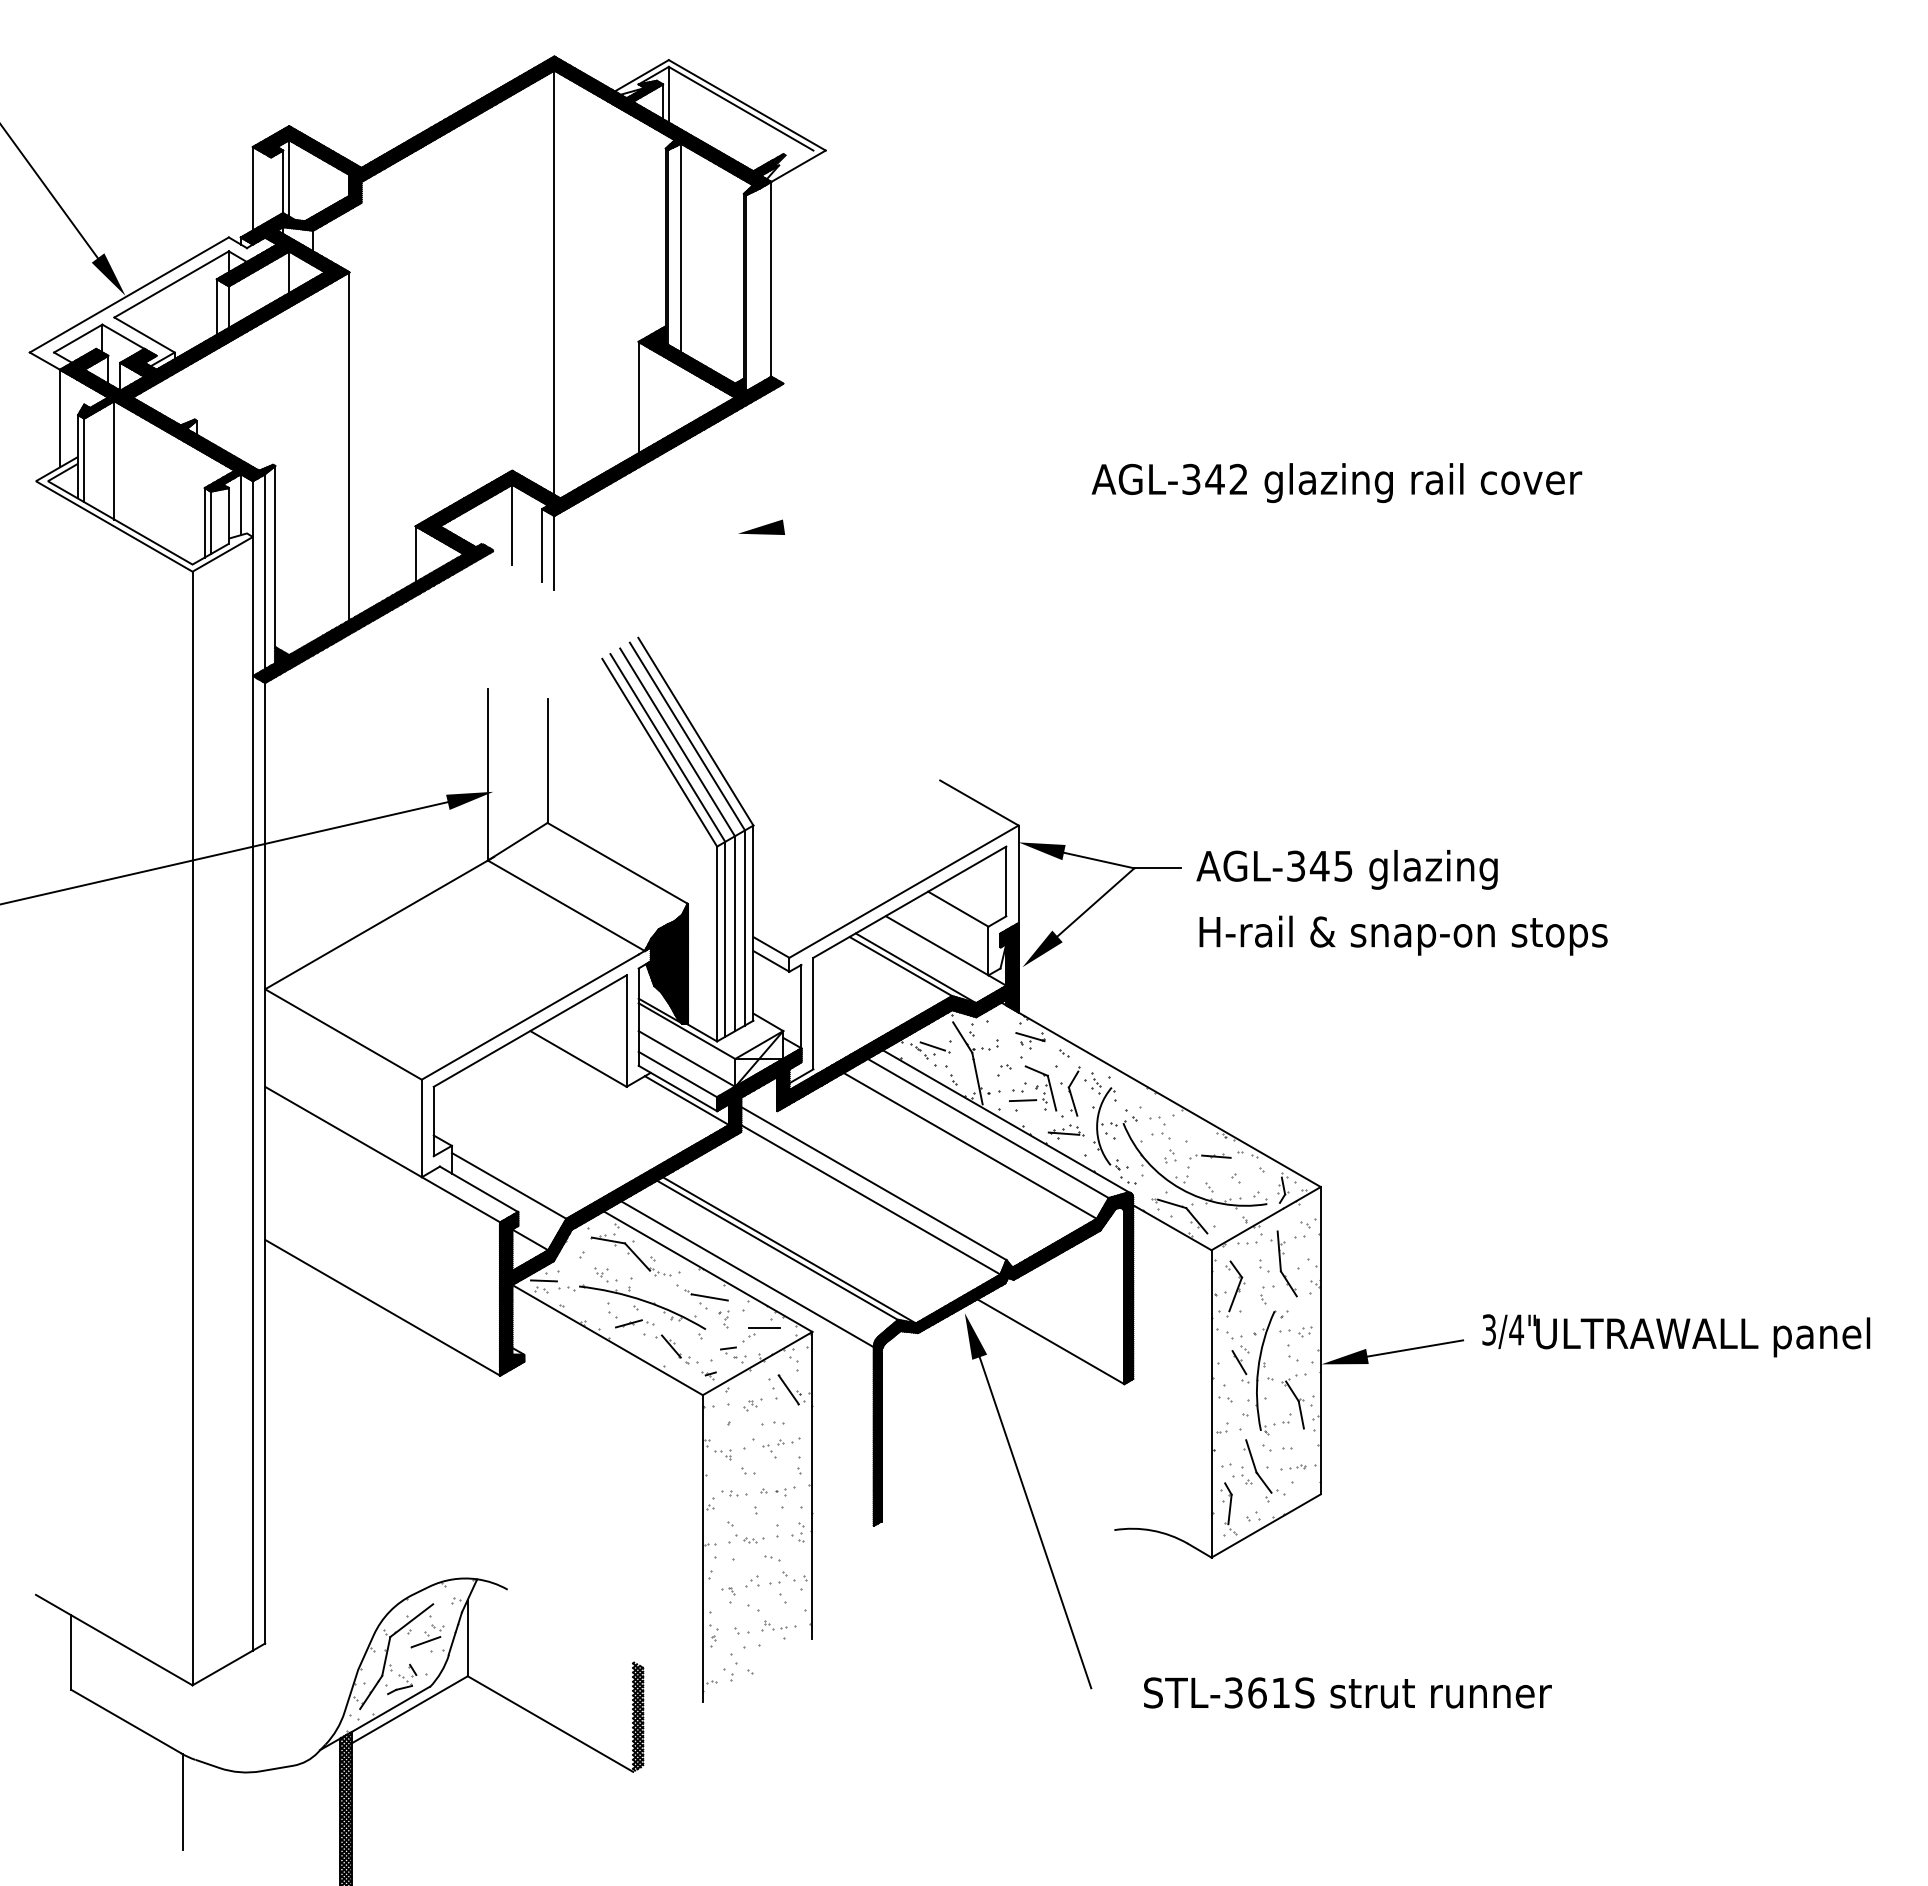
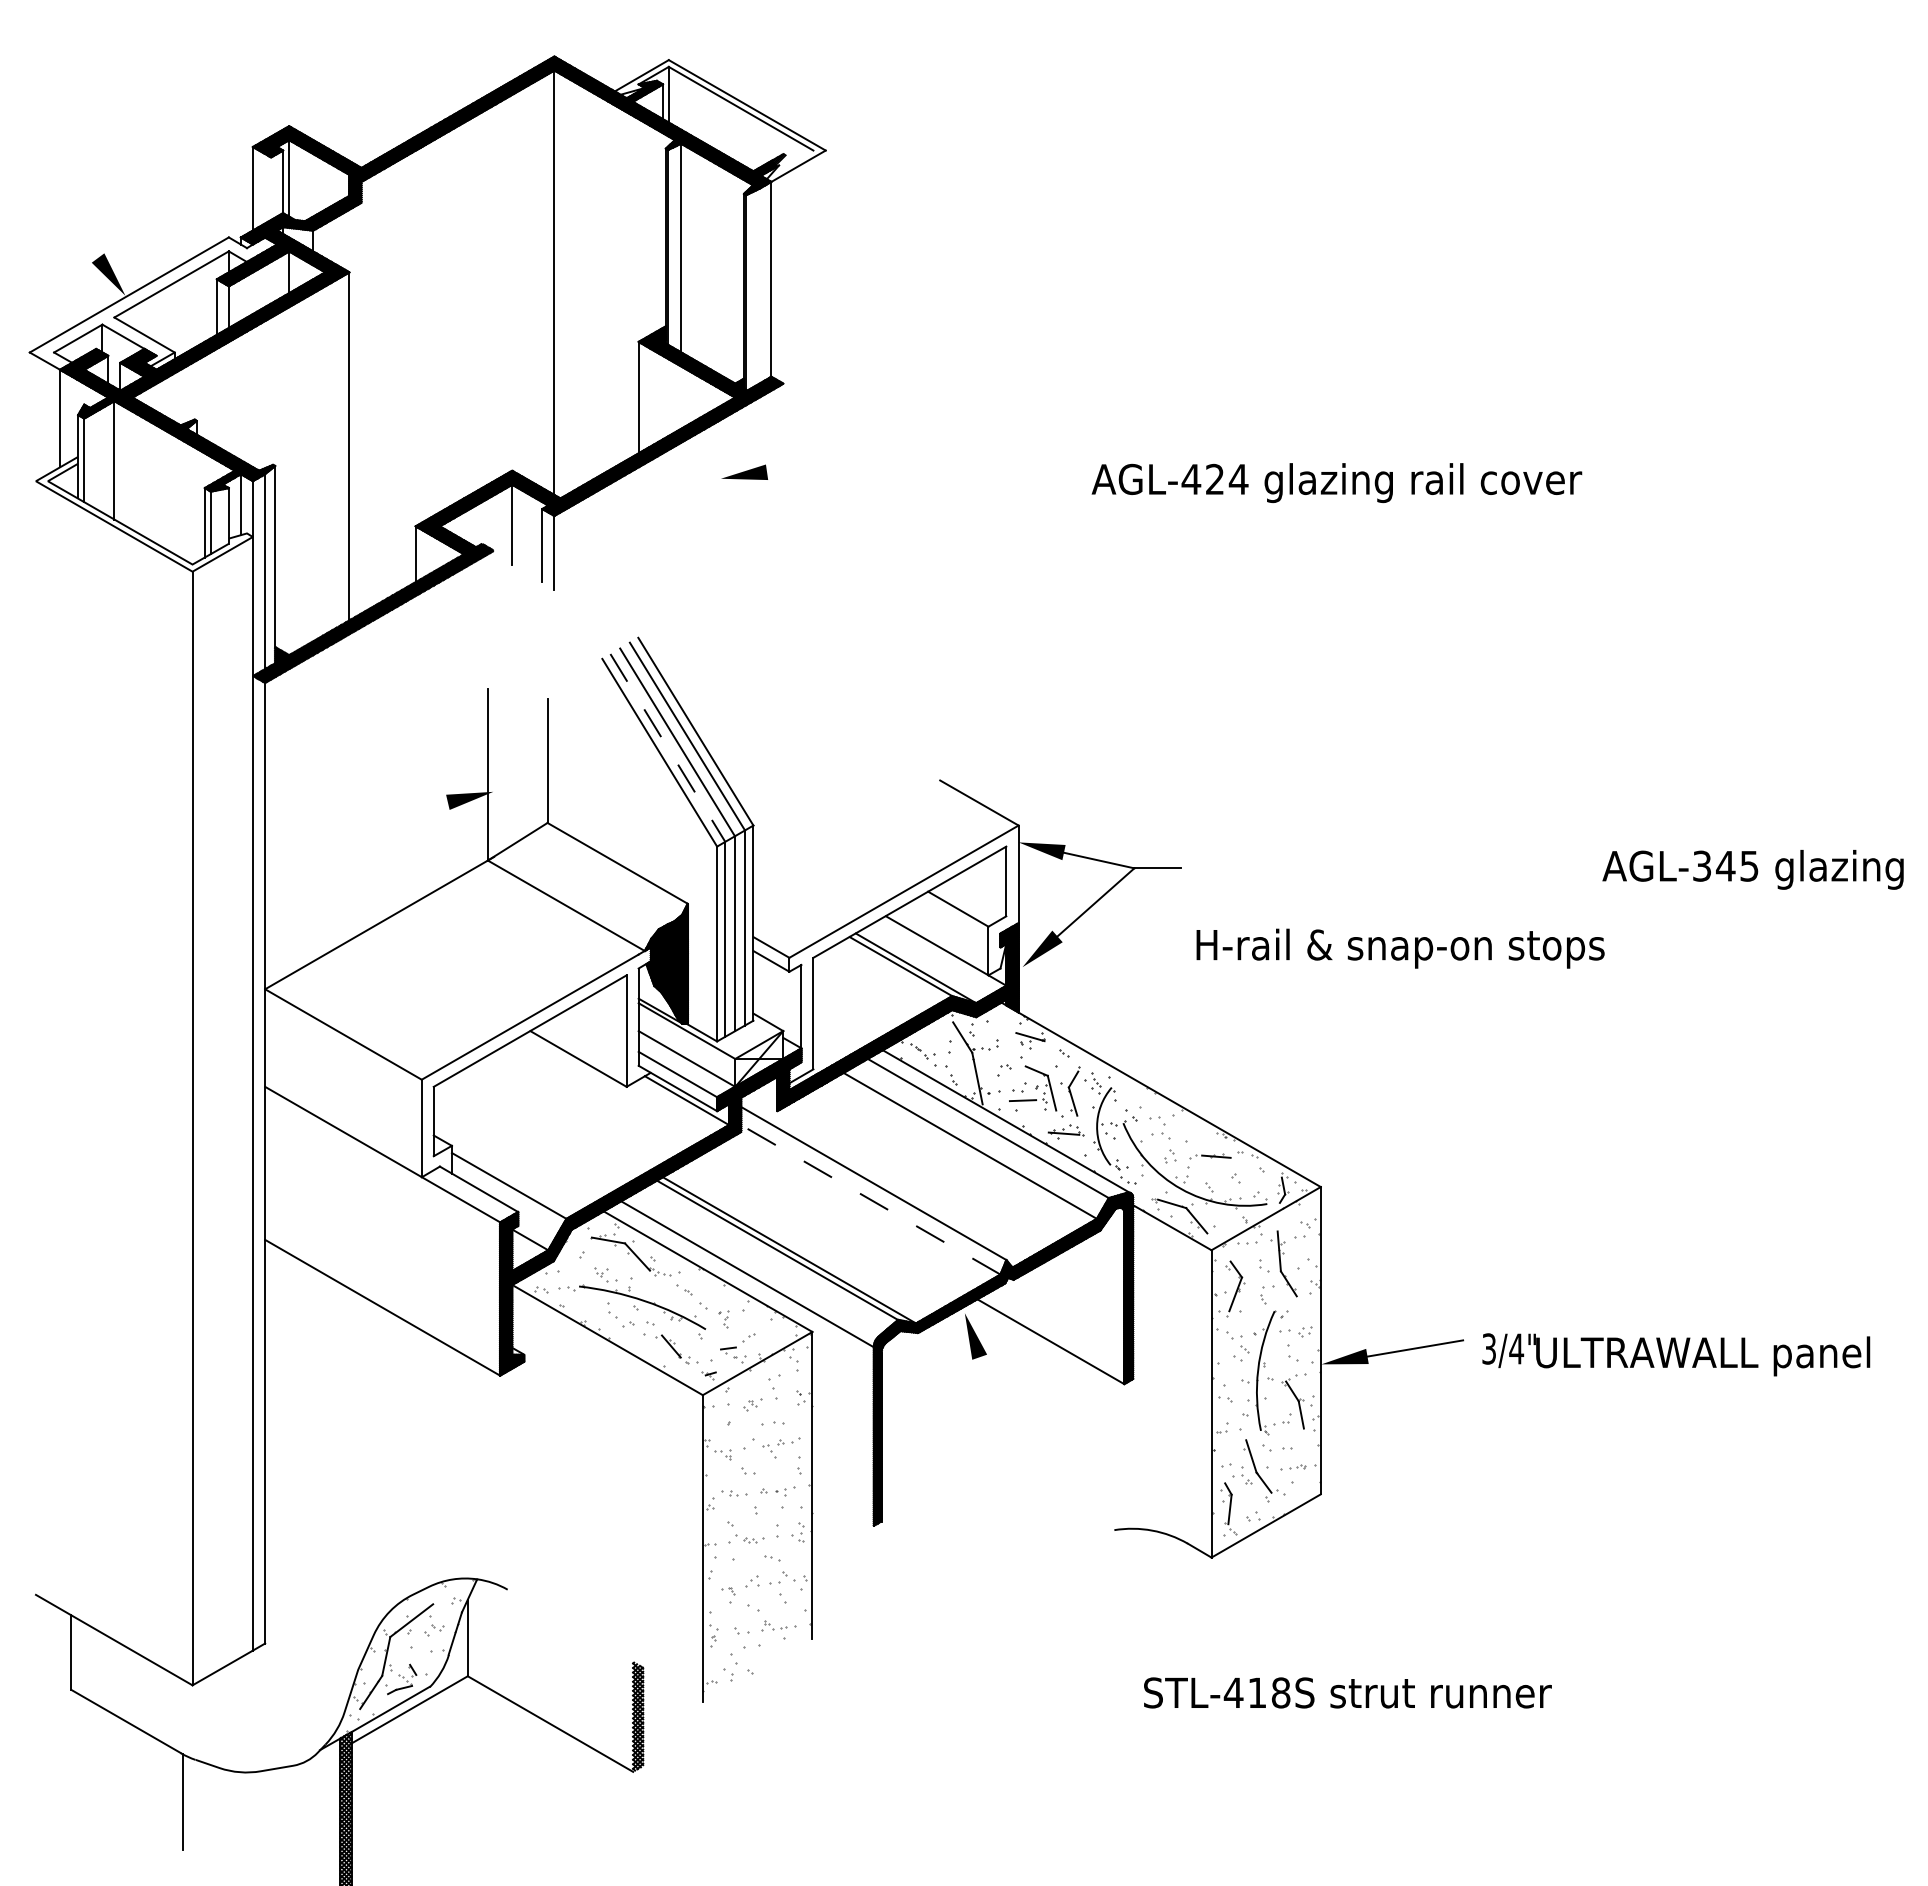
line: present -> none (49, 192)
text: AGL-342 -> AGL-424 (1214, 479)
part position: (761, 526) -> (744, 471) (744, 471)
line: solid -> dashed (668, 748)
line: present -> none (224, 853)
text position: (1346, 869) -> (1752, 869) (1752, 869)
text position: (1403, 935) -> (1400, 948) (1400, 948)
line: present -> none (932, 1046)
line: solid -> dashed (870, 1199)
line: present -> none (543, 1280)
line: present -> none (709, 1297)
line: present -> none (628, 1323)
line: present -> none (764, 1328)
text position: (1676, 1335) -> (1676, 1354) (1676, 1354)
line: present -> none (1239, 1362)
line: present -> none (788, 1389)
line: present -> none (1035, 1522)
line: present -> none (426, 1642)
text: STL-361S -> STL-418S (1256, 1692)
